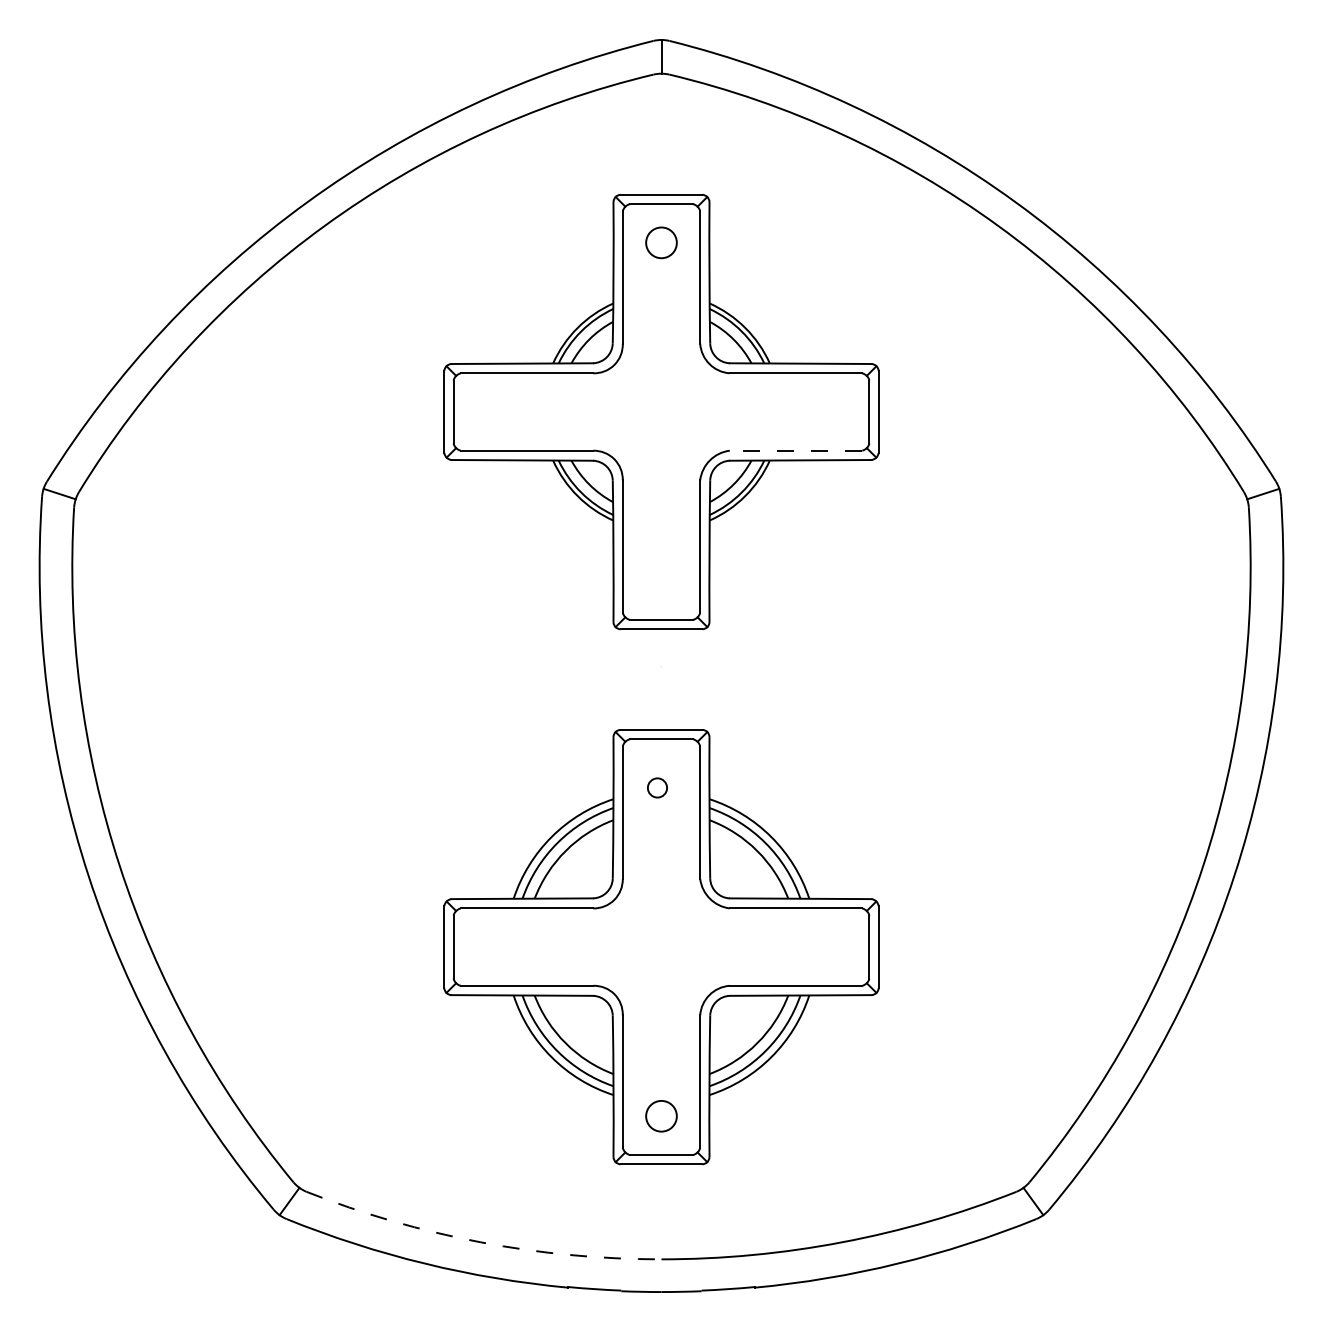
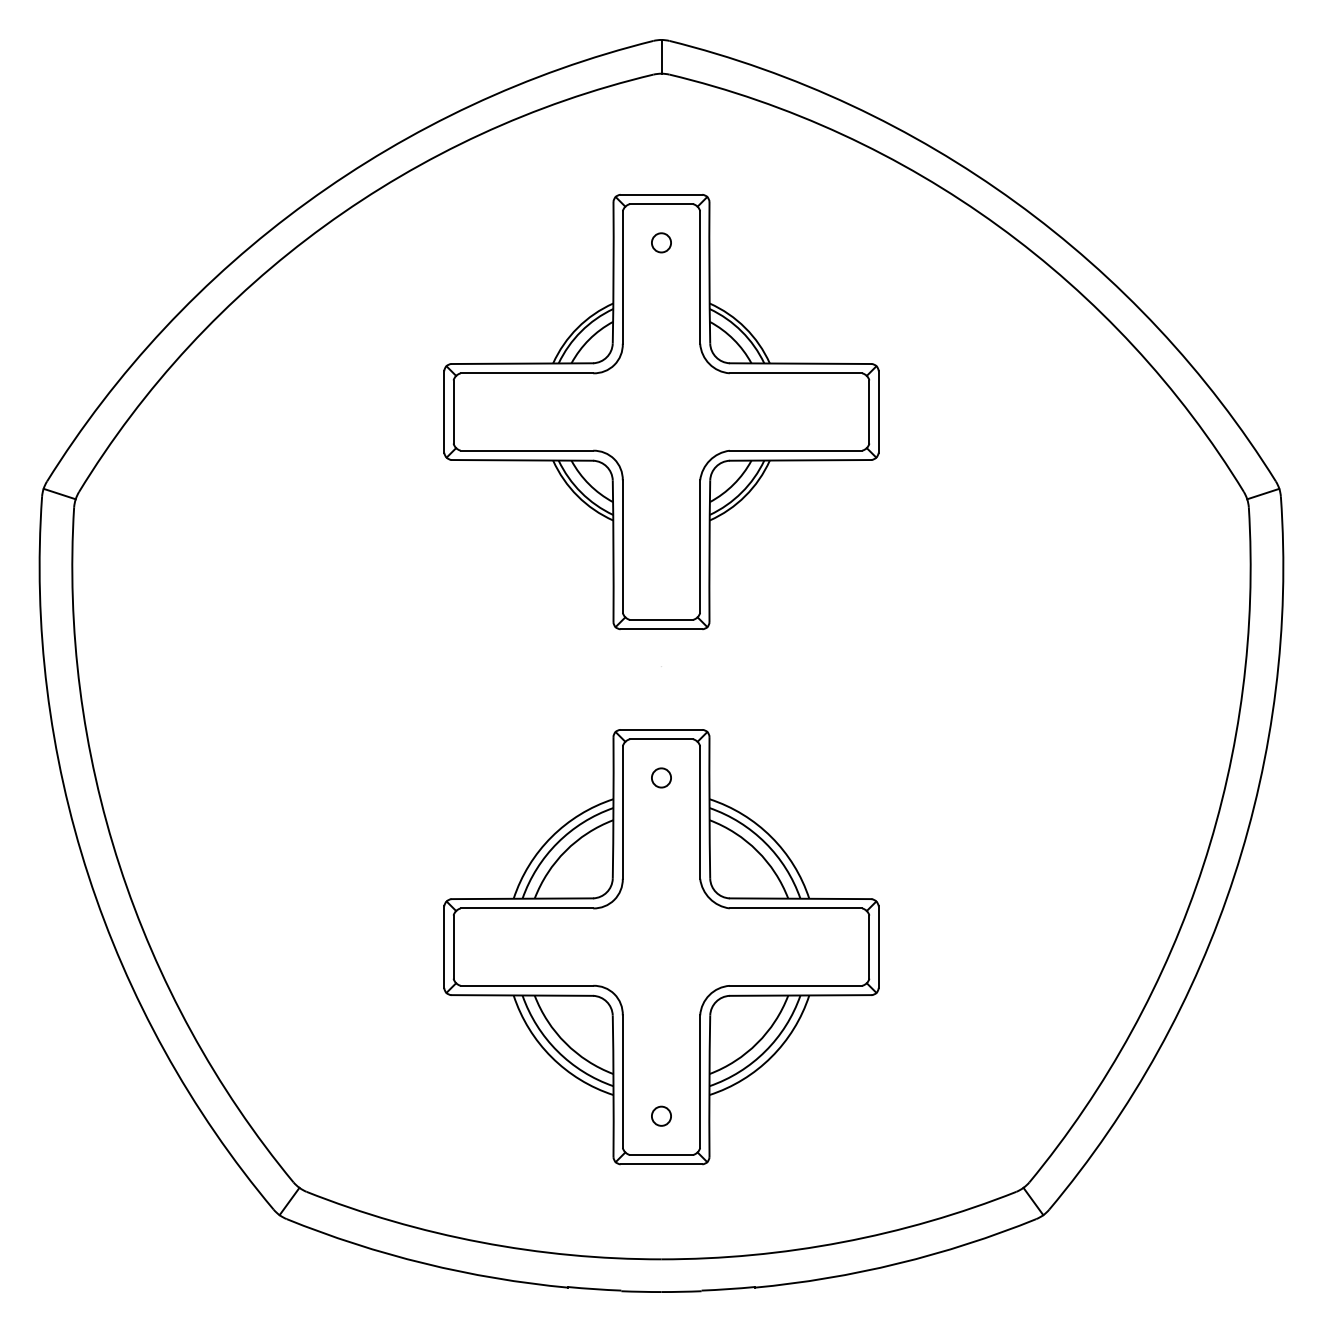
circle diameter: 31 px -> 19 px (661, 242)
line: dashed -> solid (795, 450)
circle position: (657, 787) -> (661, 777) (661, 777)
circle diameter: 31 px -> 19 px (661, 1115)
arc: dashed -> solid (480, 1242)
